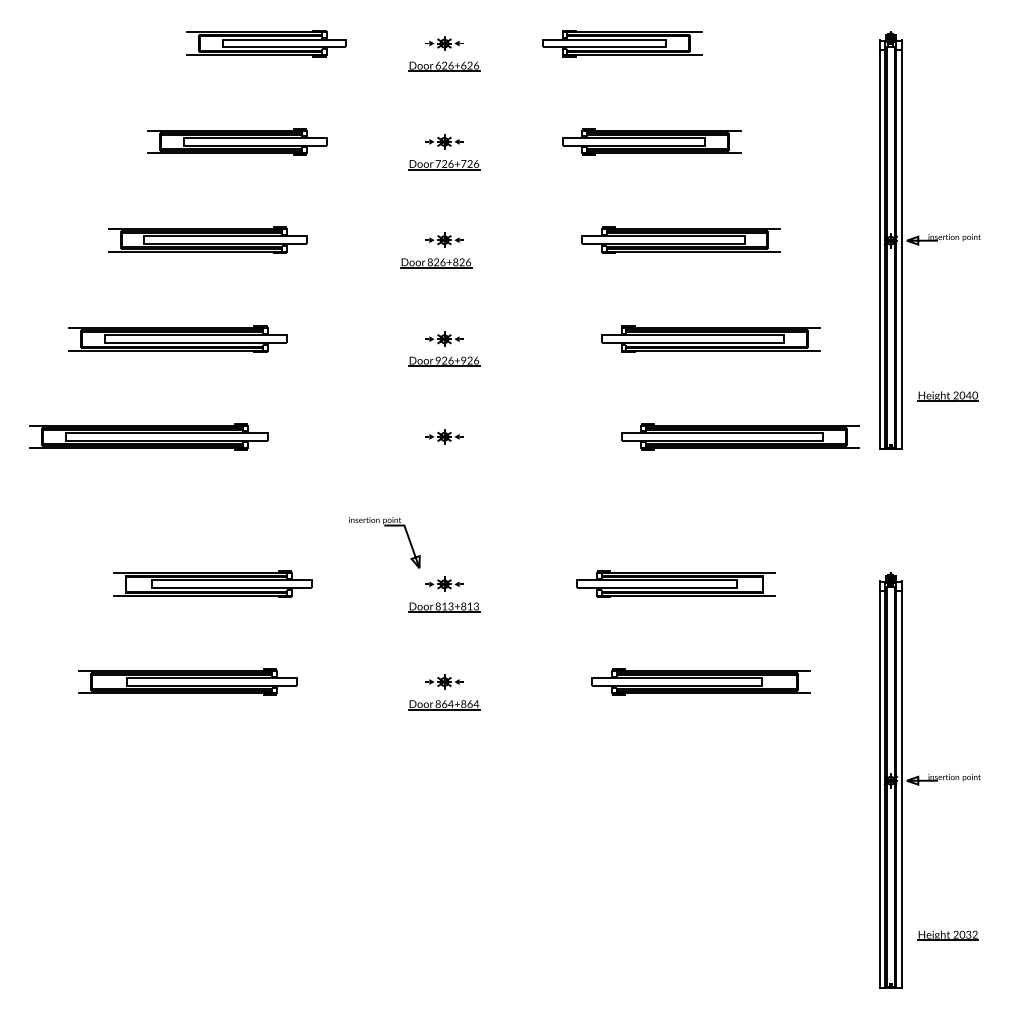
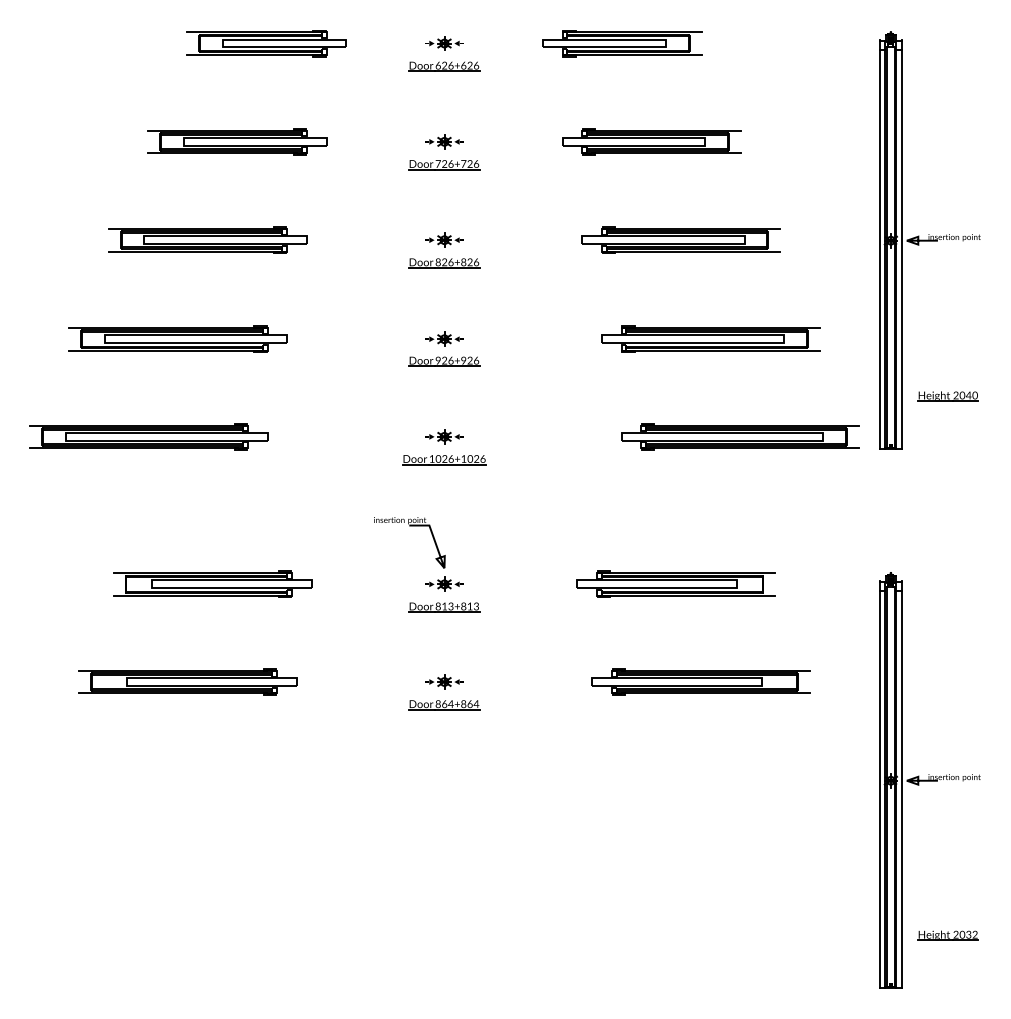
part position: (436, 263) -> (444, 263) (444, 263)
part: none -> present (444, 460)
part position: (384, 526) -> (409, 526) (409, 526)
